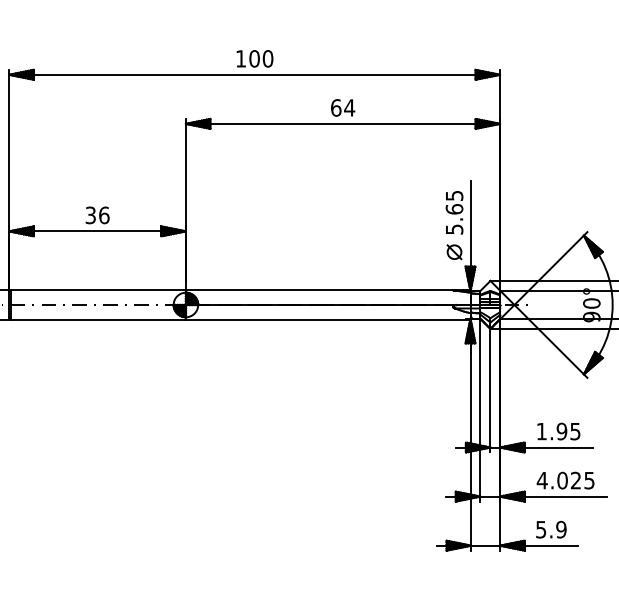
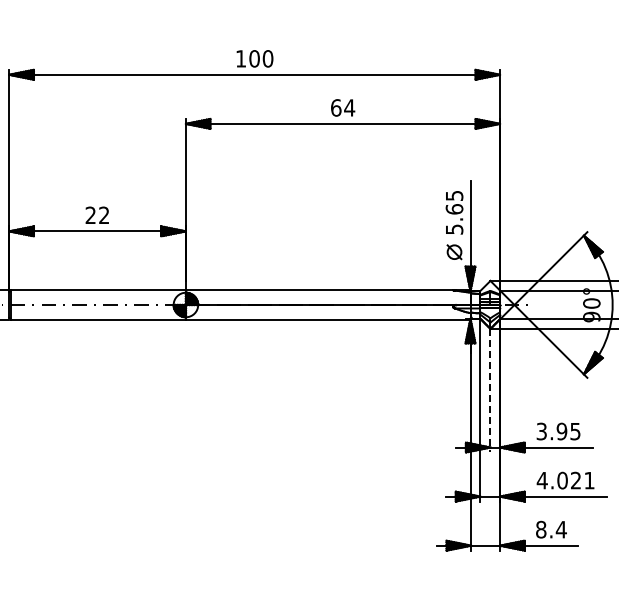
text: 36 -> 22 (97, 215)
line: solid -> dashed (490, 390)
text: 1.95 -> 3.95 (541, 431)
text: 4.025 -> 4.021 (589, 480)
text: 5.9 -> 8.4 (551, 529)
